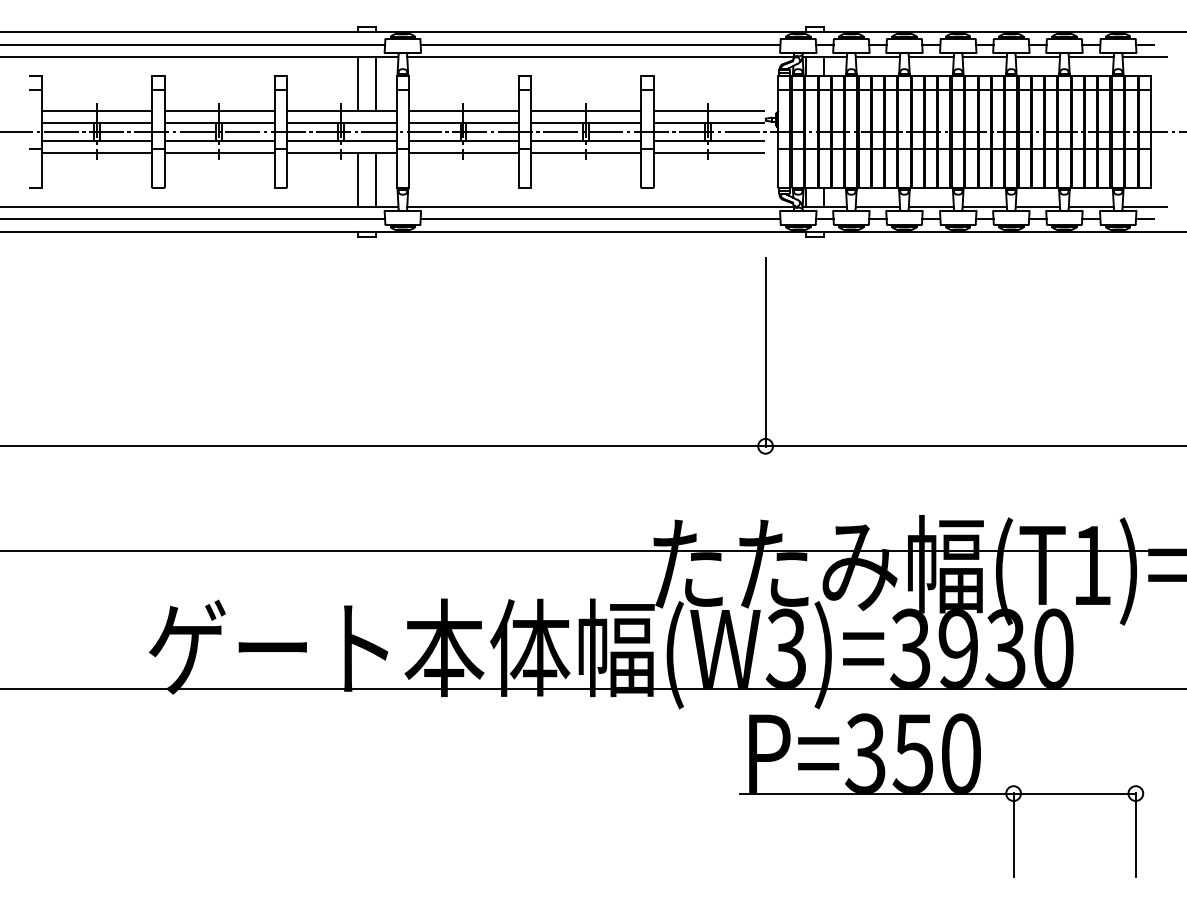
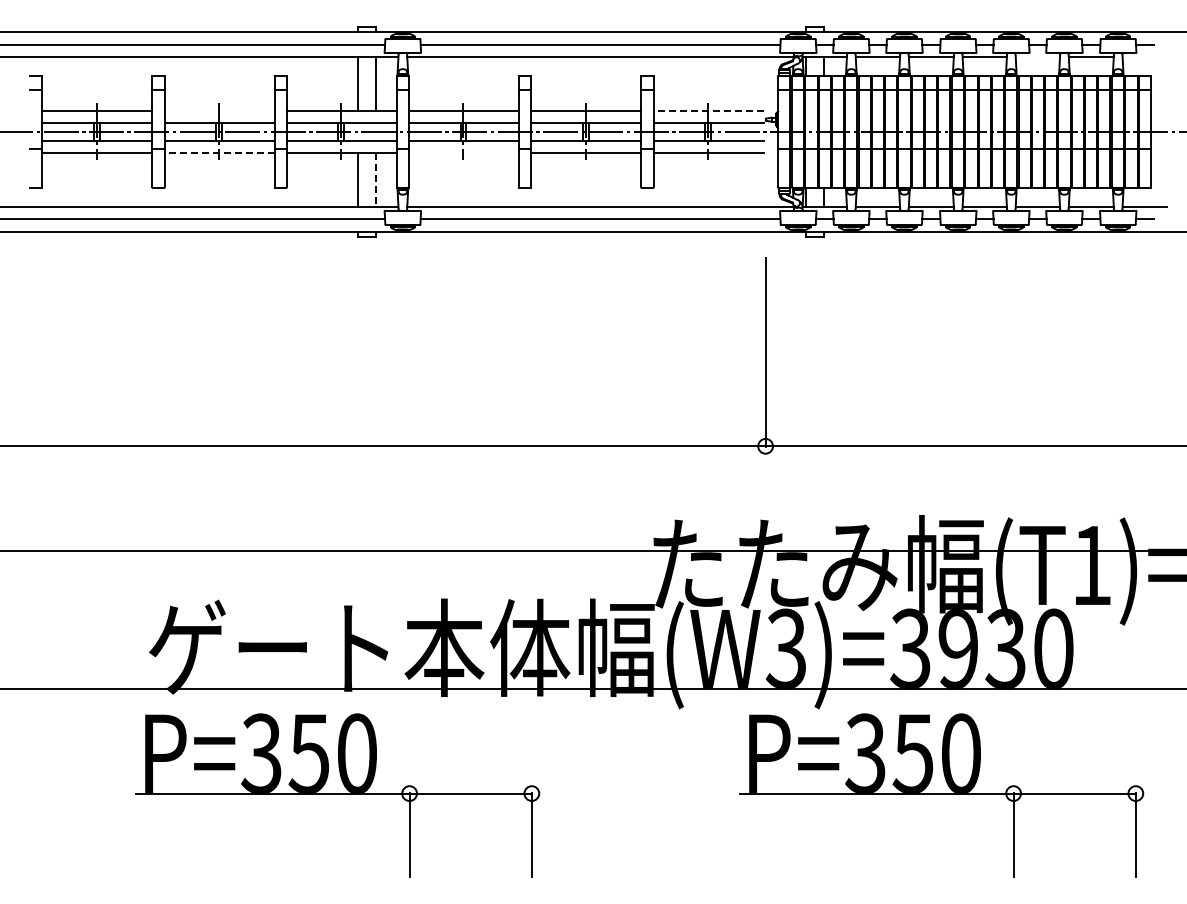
line: present -> none (1037, 56)
line: present -> none (1144, 56)
line: present -> none (219, 110)
line: solid -> dashed (708, 110)
line: solid -> dashed (219, 153)
line: present -> none (463, 153)
line: solid -> dashed (375, 180)
part: none -> present (337, 795)
